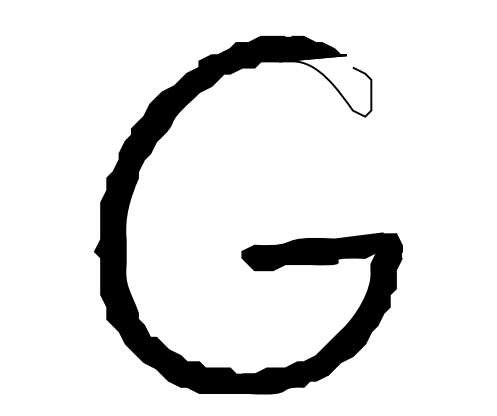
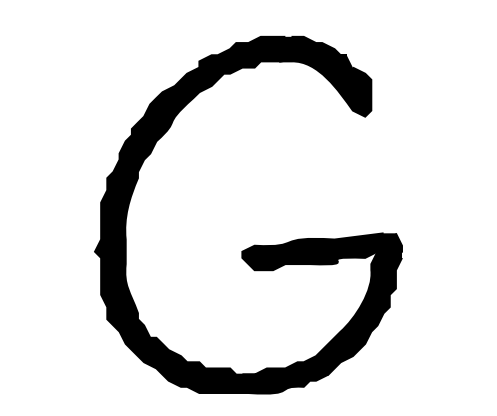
fill: none -> present (325, 85)
